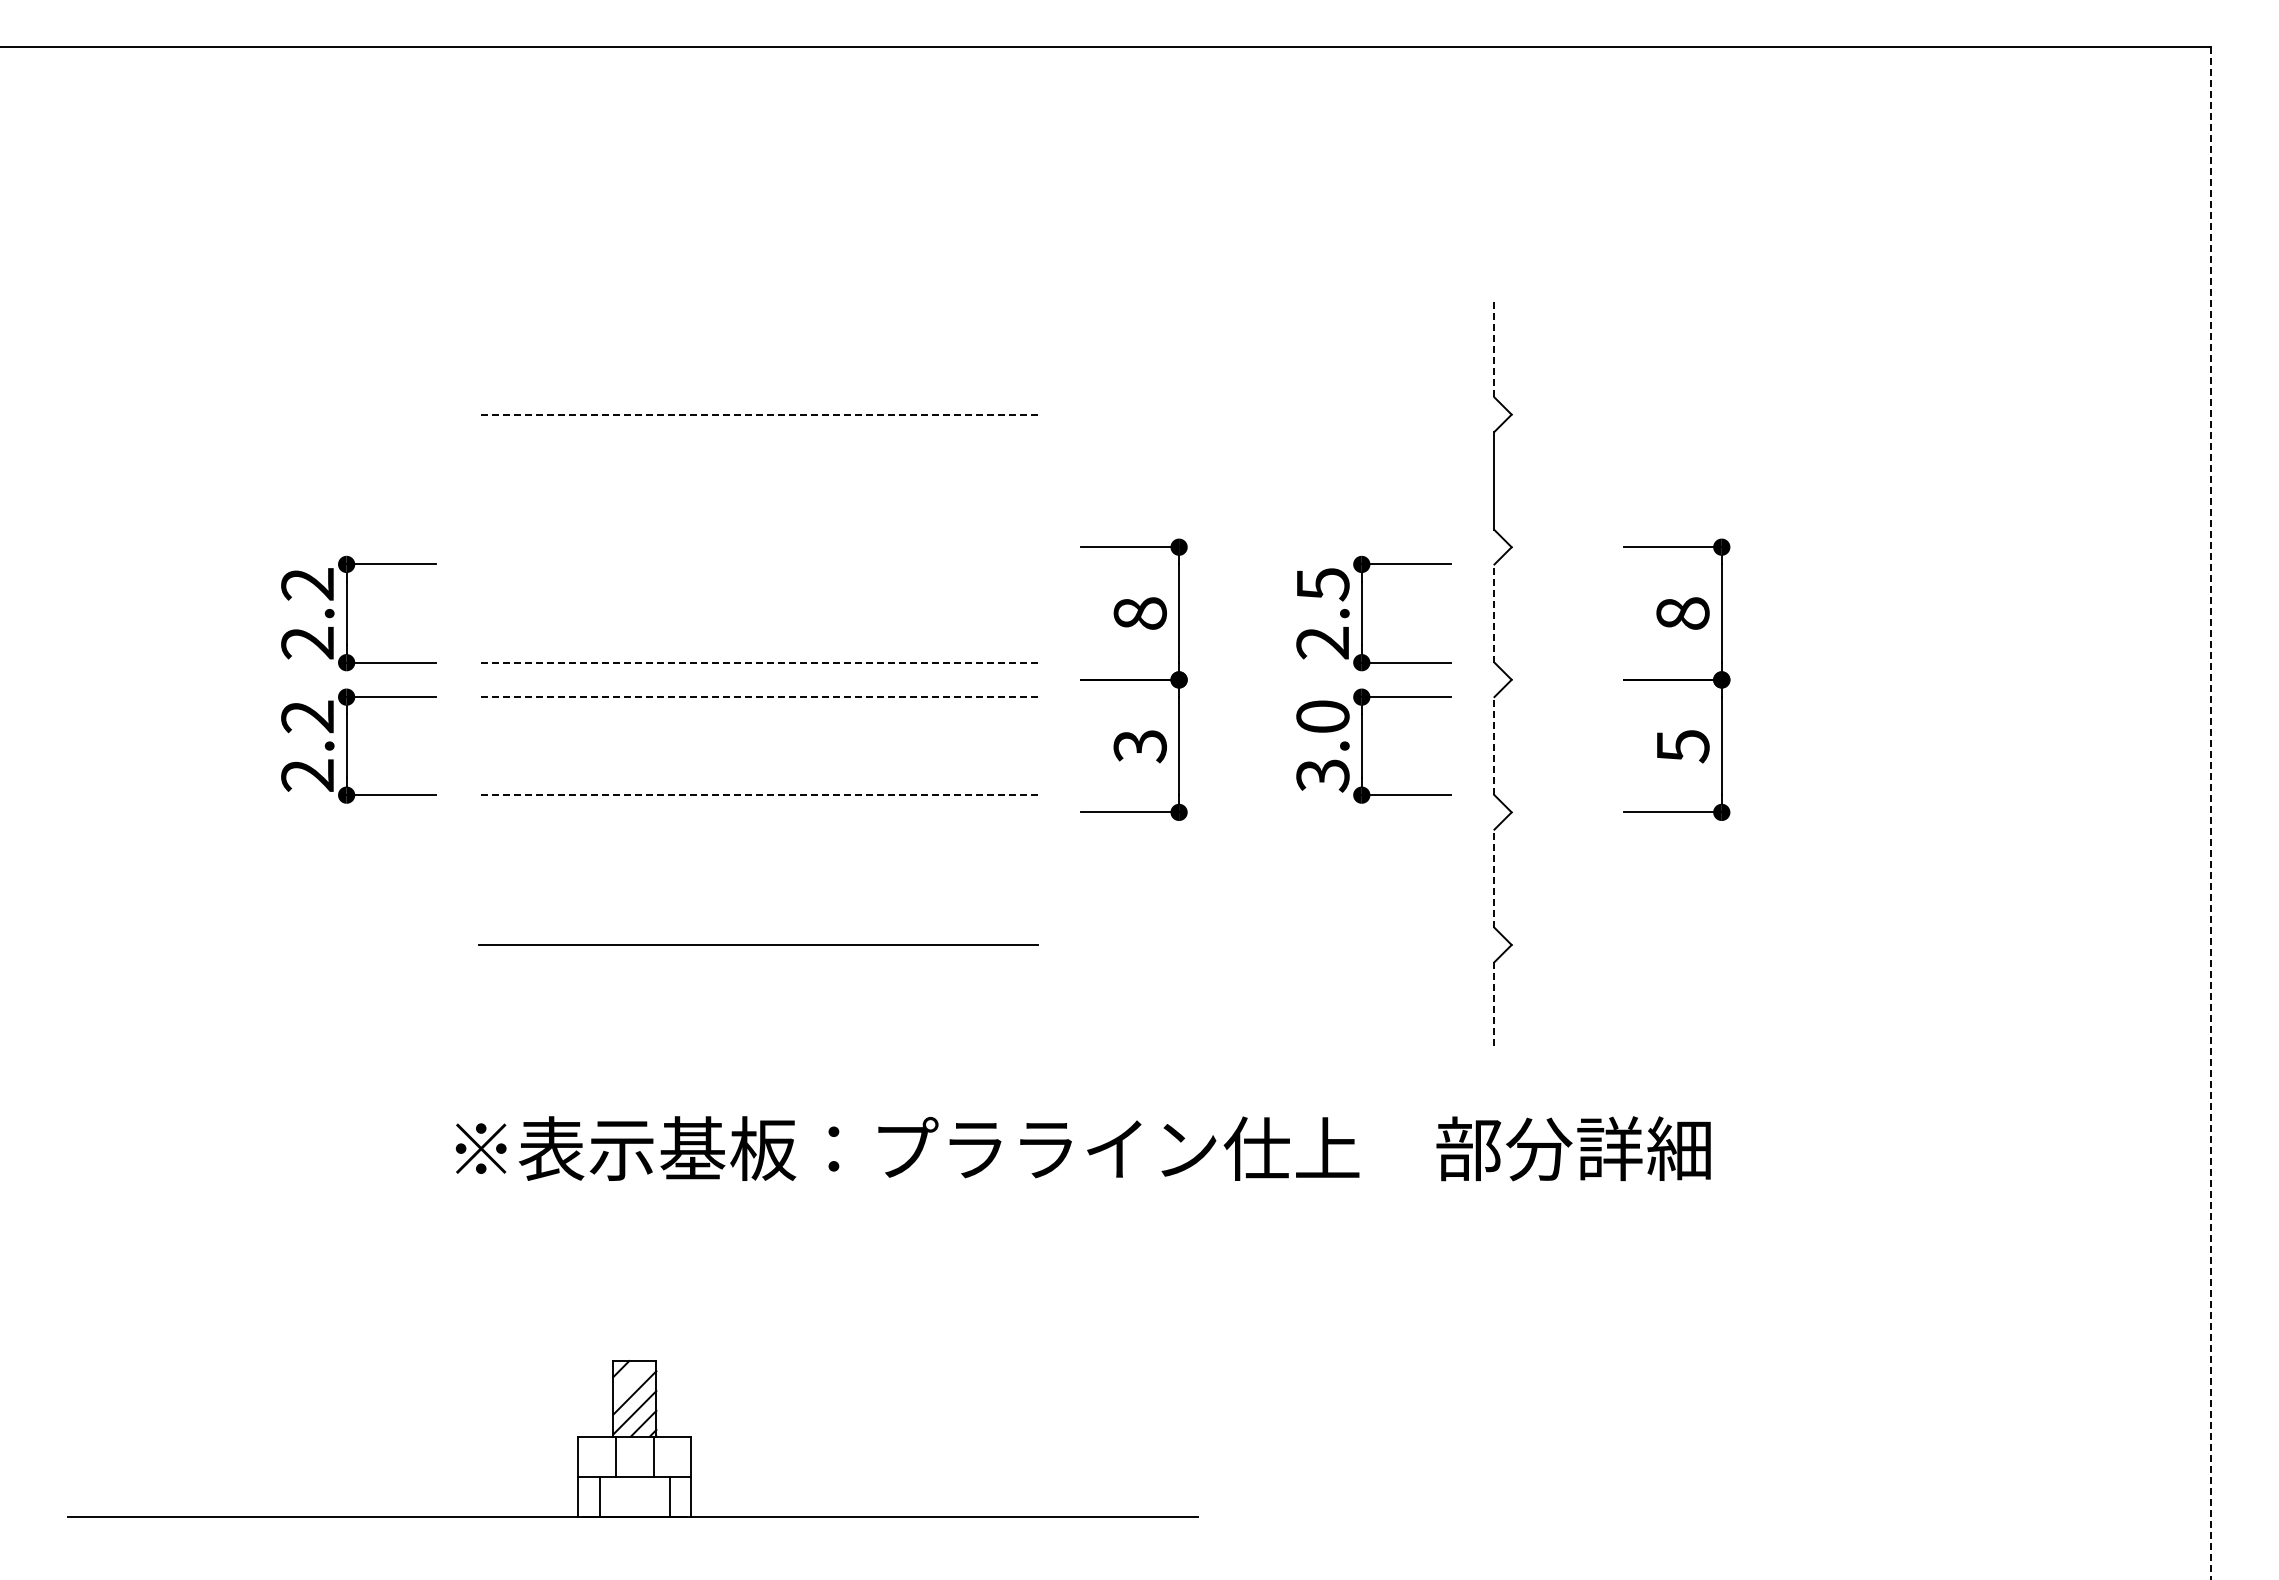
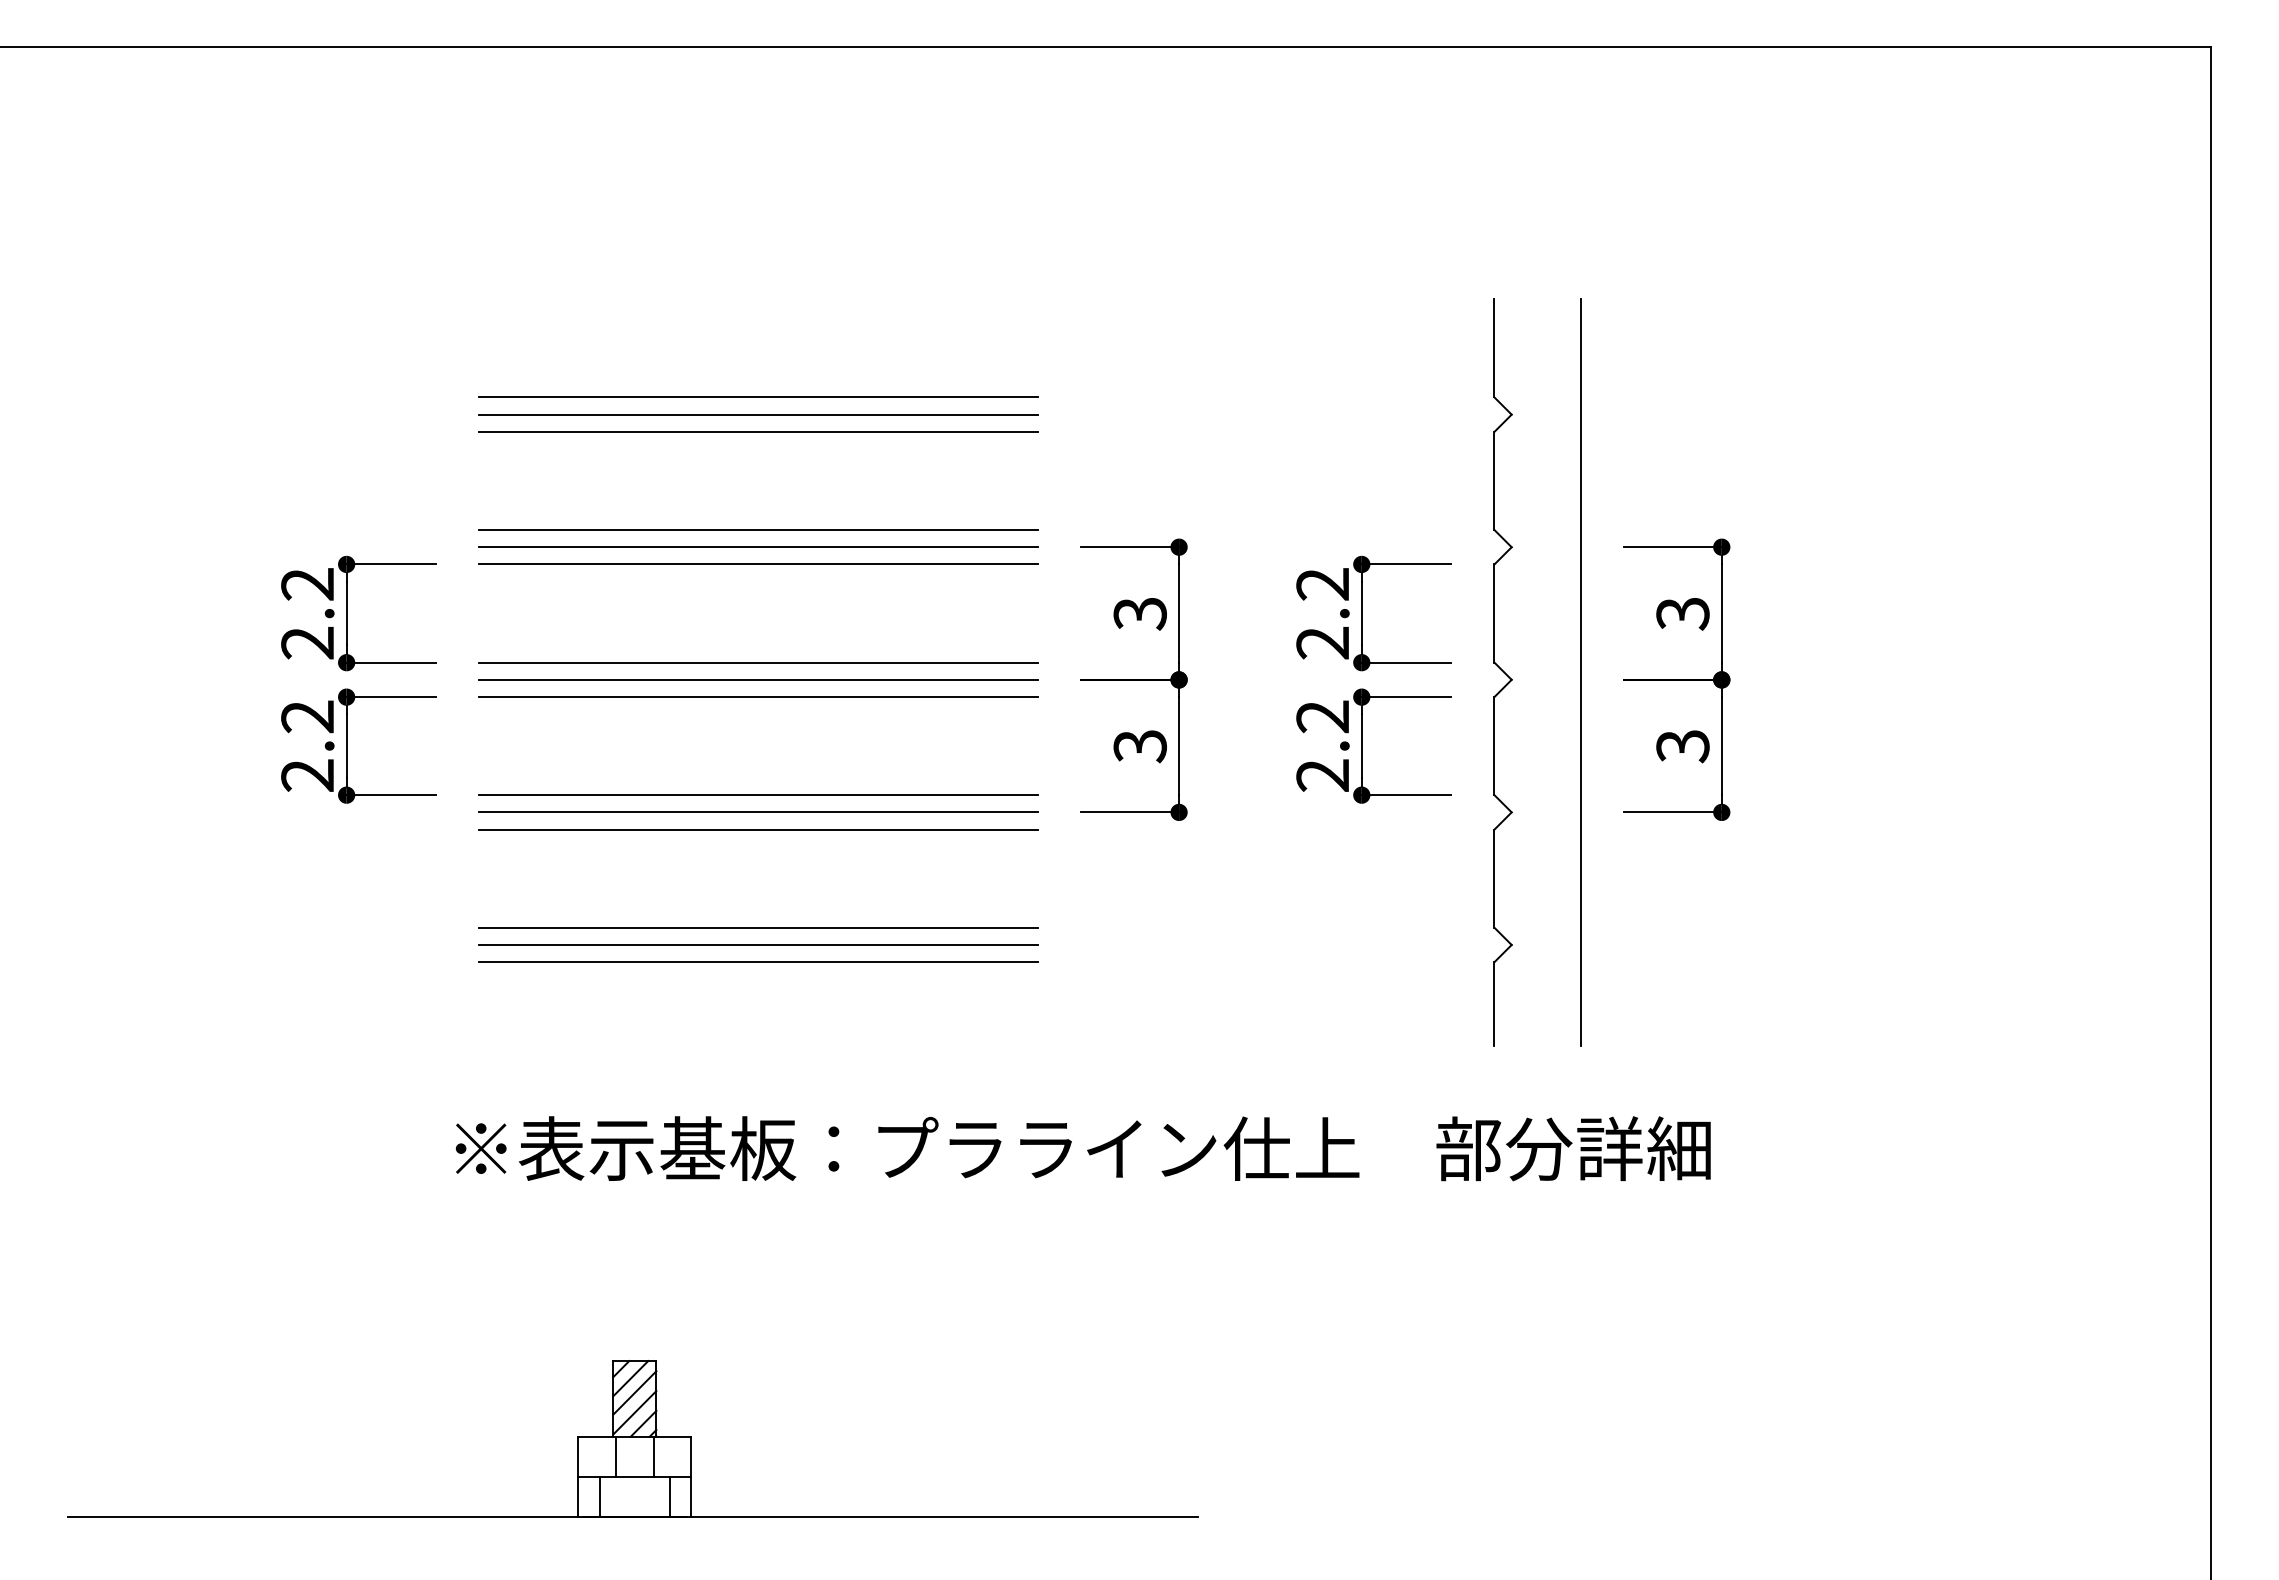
line: dashed -> solid (1494, 347)
line: none -> present (758, 397)
line: dashed -> solid (758, 414)
line: none -> present (758, 431)
line: none -> present (758, 529)
line: none -> present (758, 546)
line: none -> present (758, 564)
text: 2.5 -> 2.2 (1322, 584)
text: 8 -> 3 (1139, 613)
line: dashed -> solid (1494, 613)
text: 8 -> 3 (1682, 613)
line: dashed -> solid (758, 662)
line: none -> present (1580, 672)
line: none -> present (758, 679)
line: dashed -> solid (758, 697)
line: dashed -> solid (1494, 745)
text: 3.0 -> 2.2 (1322, 746)
text: 5 -> 3 (1682, 746)
line: dashed -> solid (758, 795)
line: none -> present (758, 812)
line: dashed -> solid (2210, 813)
line: none -> present (758, 829)
line: dashed -> solid (1494, 878)
line: none -> present (758, 927)
line: none -> present (758, 961)
line: dashed -> solid (1494, 1003)
line: none -> present (630, 1378)
